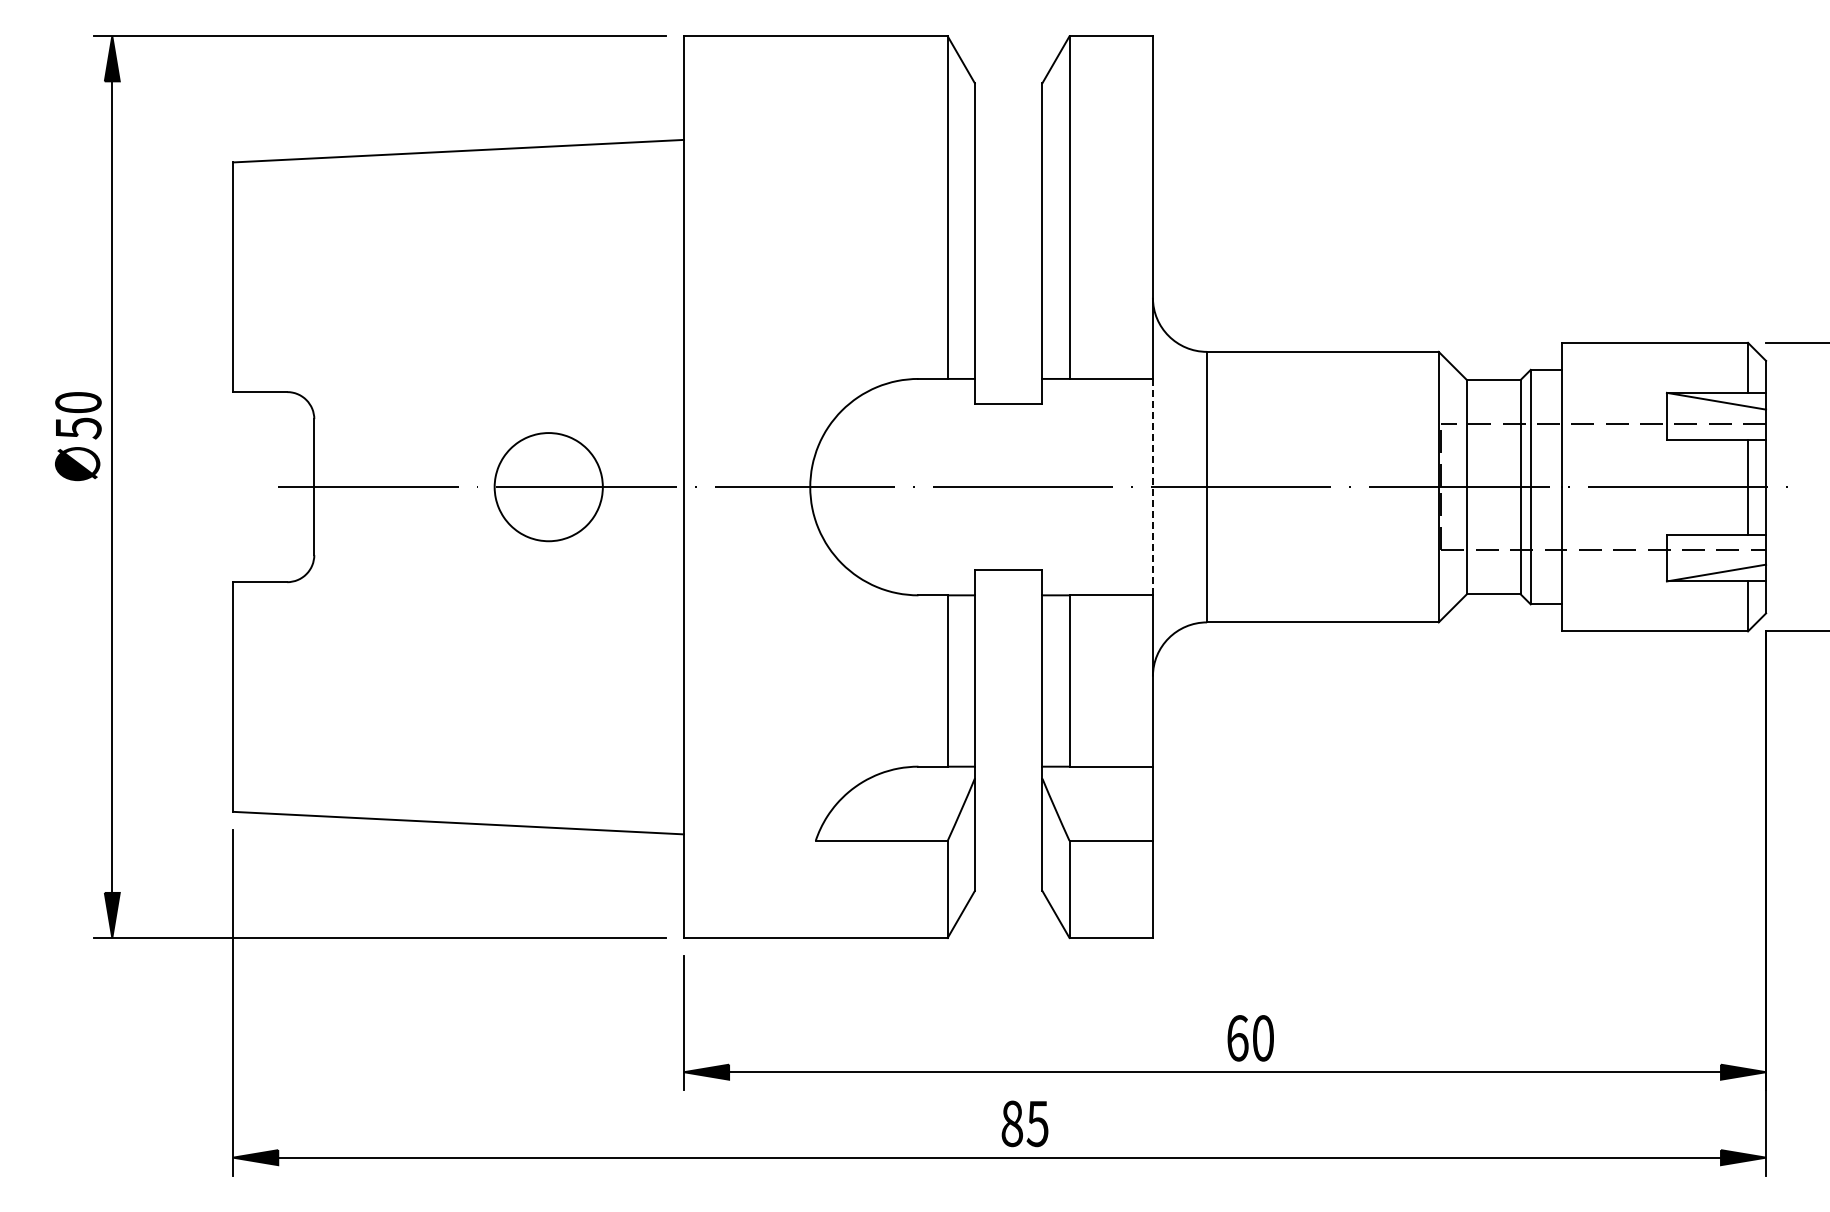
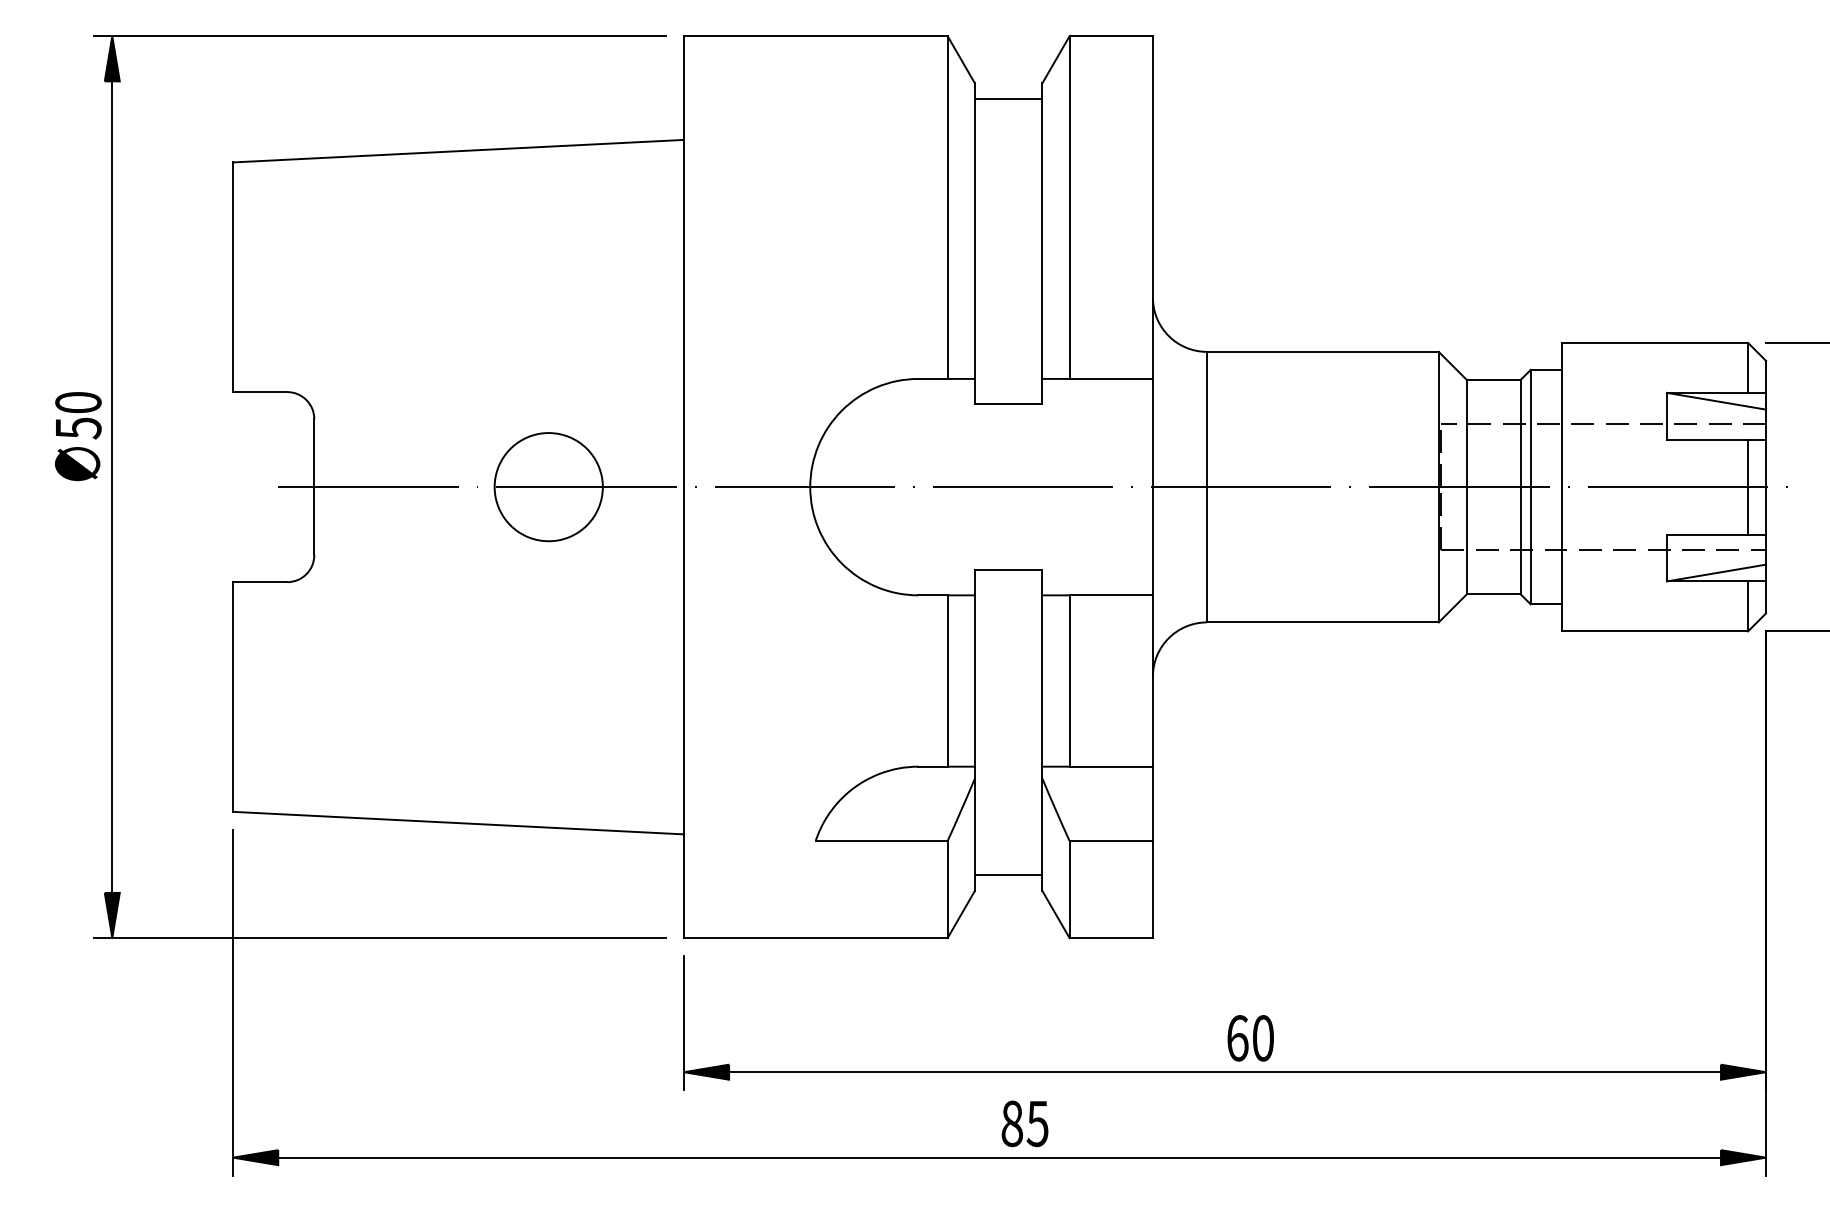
line: none -> present (1008, 99)
line: dashed -> solid (1152, 487)
line: none -> present (1008, 874)
